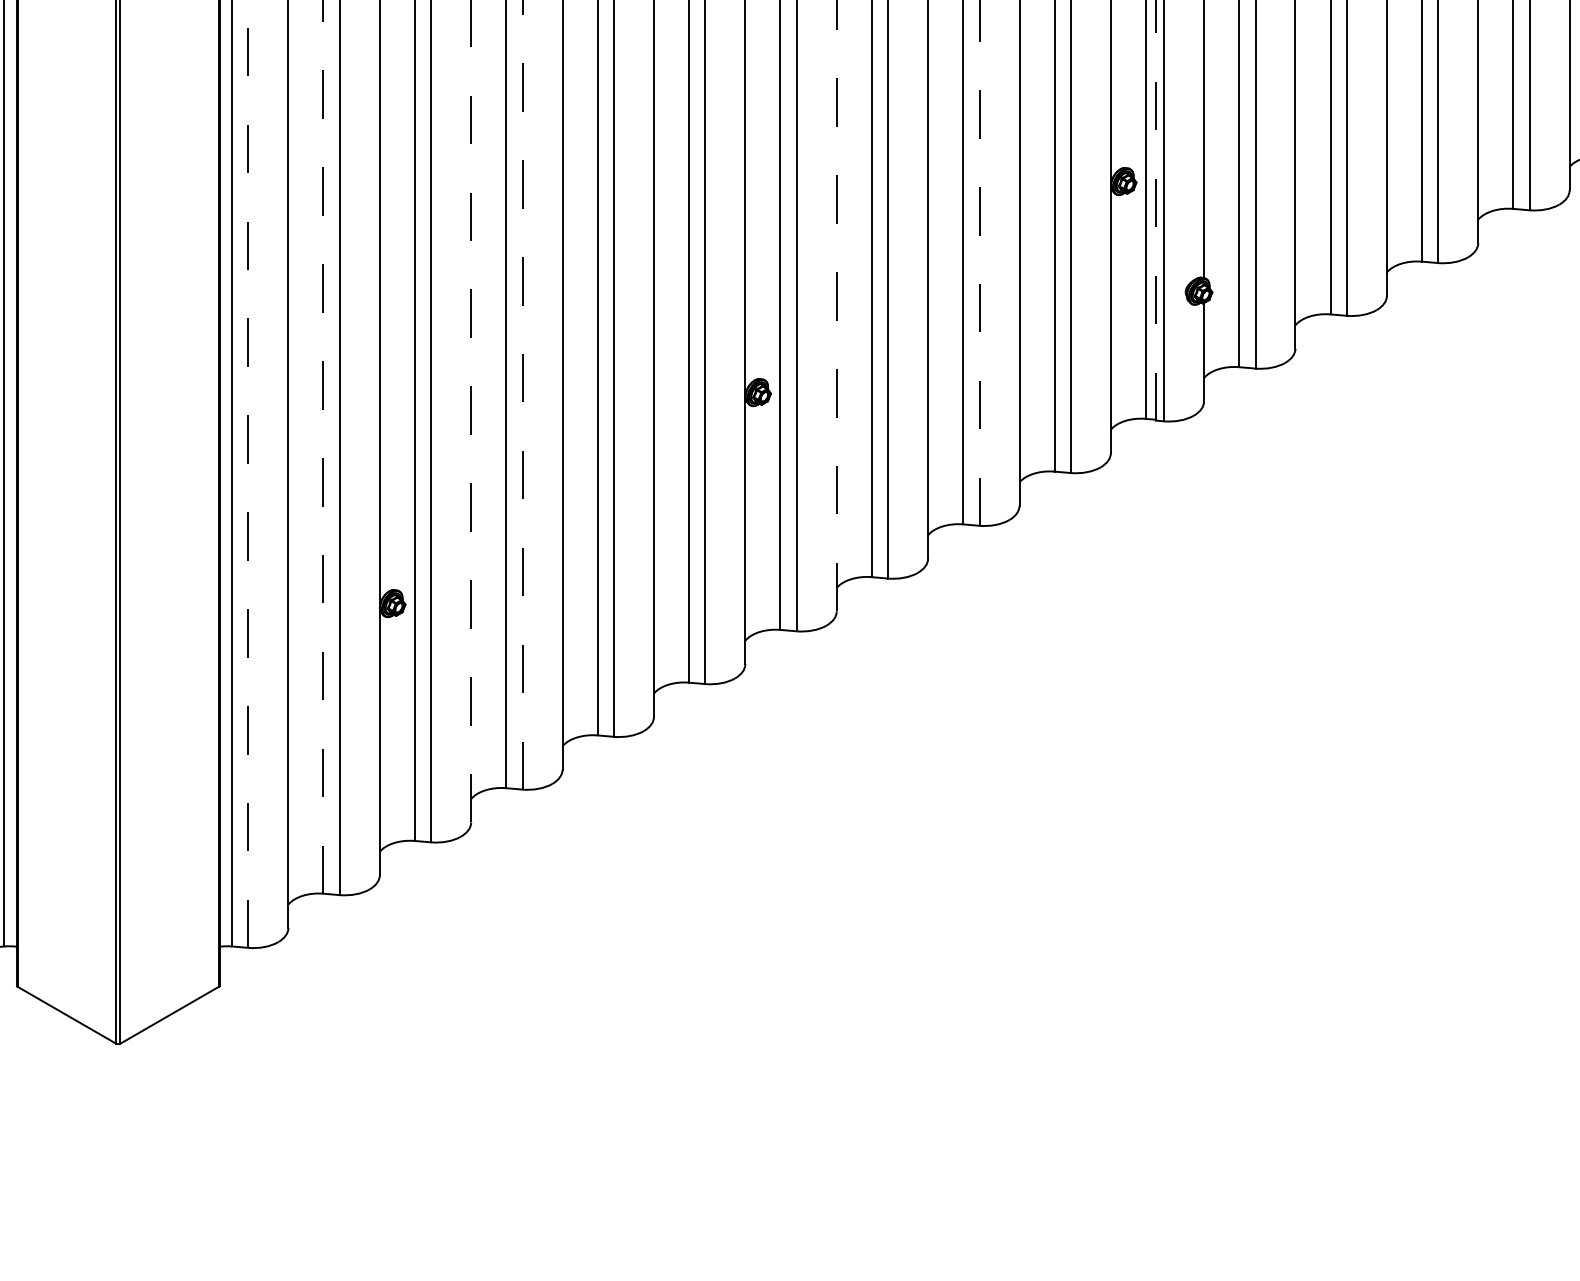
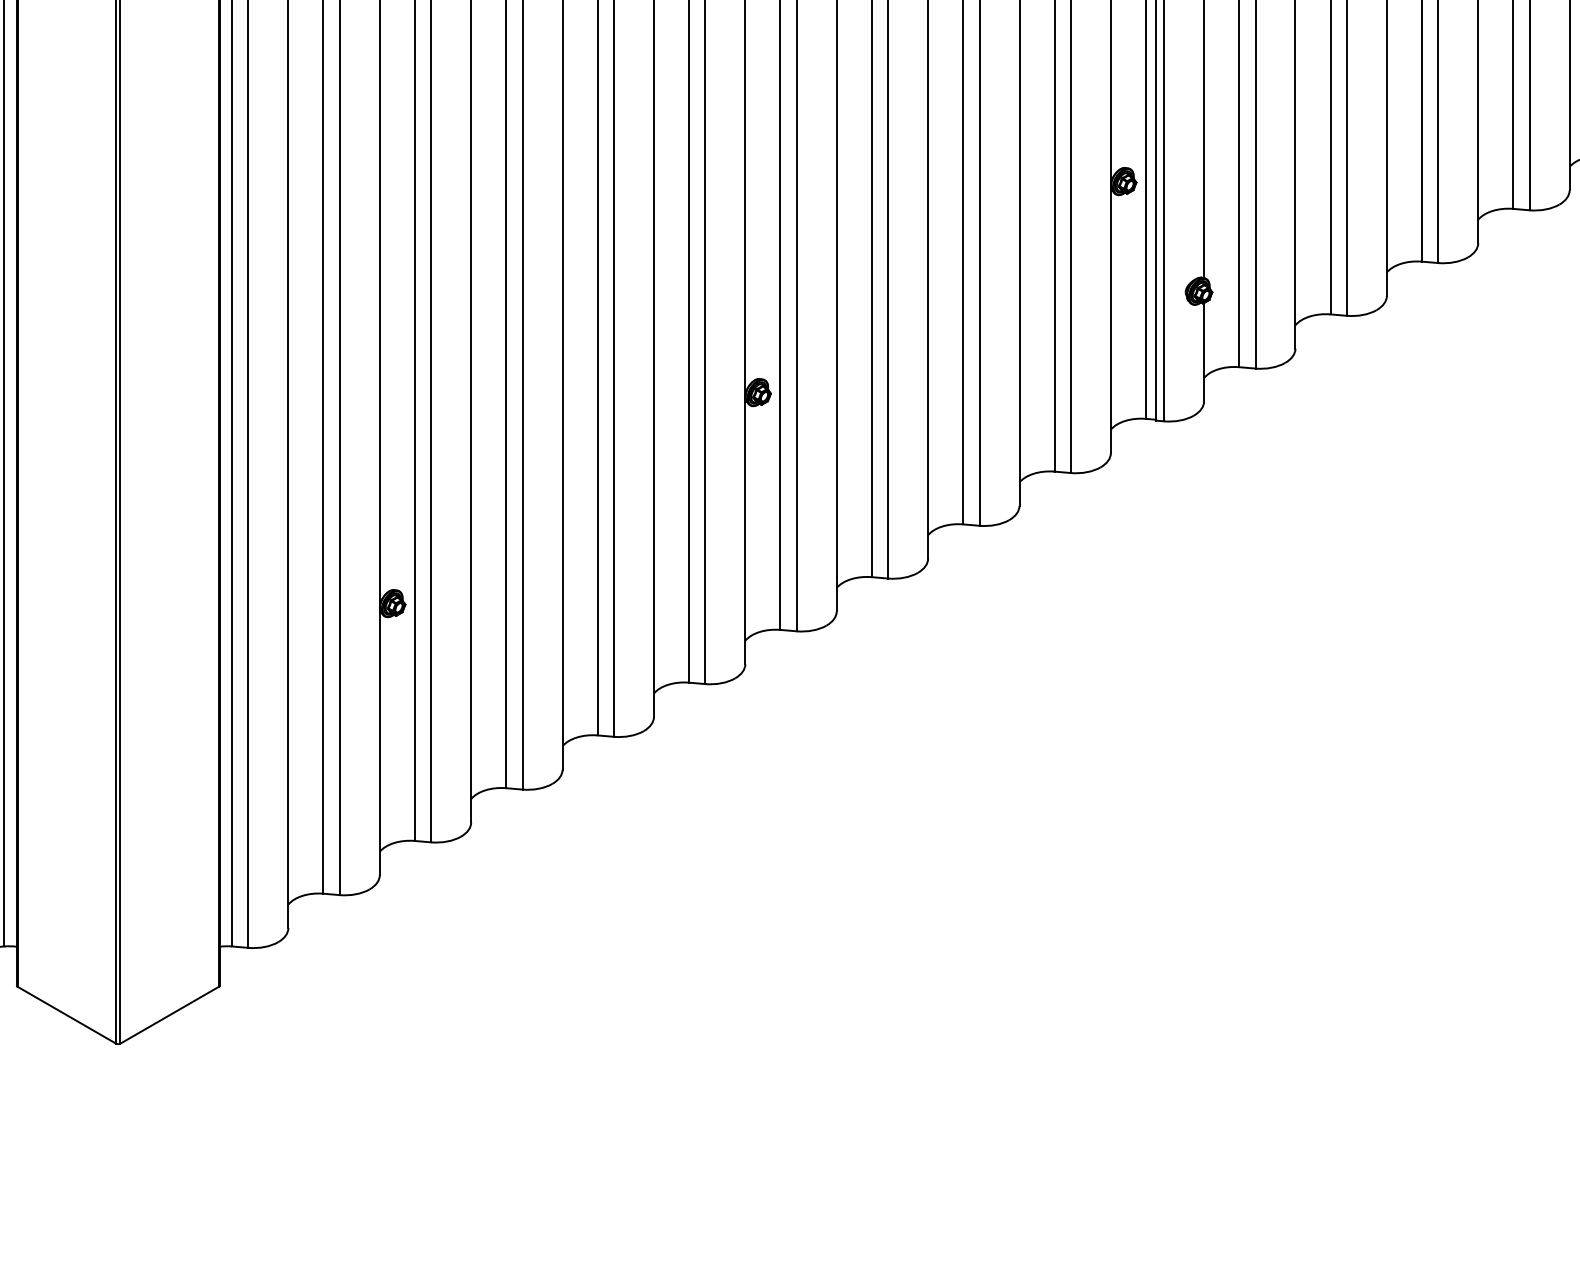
line: dashed -> solid (1155, 210)
line: dashed -> solid (979, 263)
line: dashed -> solid (836, 305)
line: dashed -> solid (522, 395)
line: dashed -> solid (471, 411)
line: dashed -> solid (323, 447)
line: dashed -> solid (248, 474)
